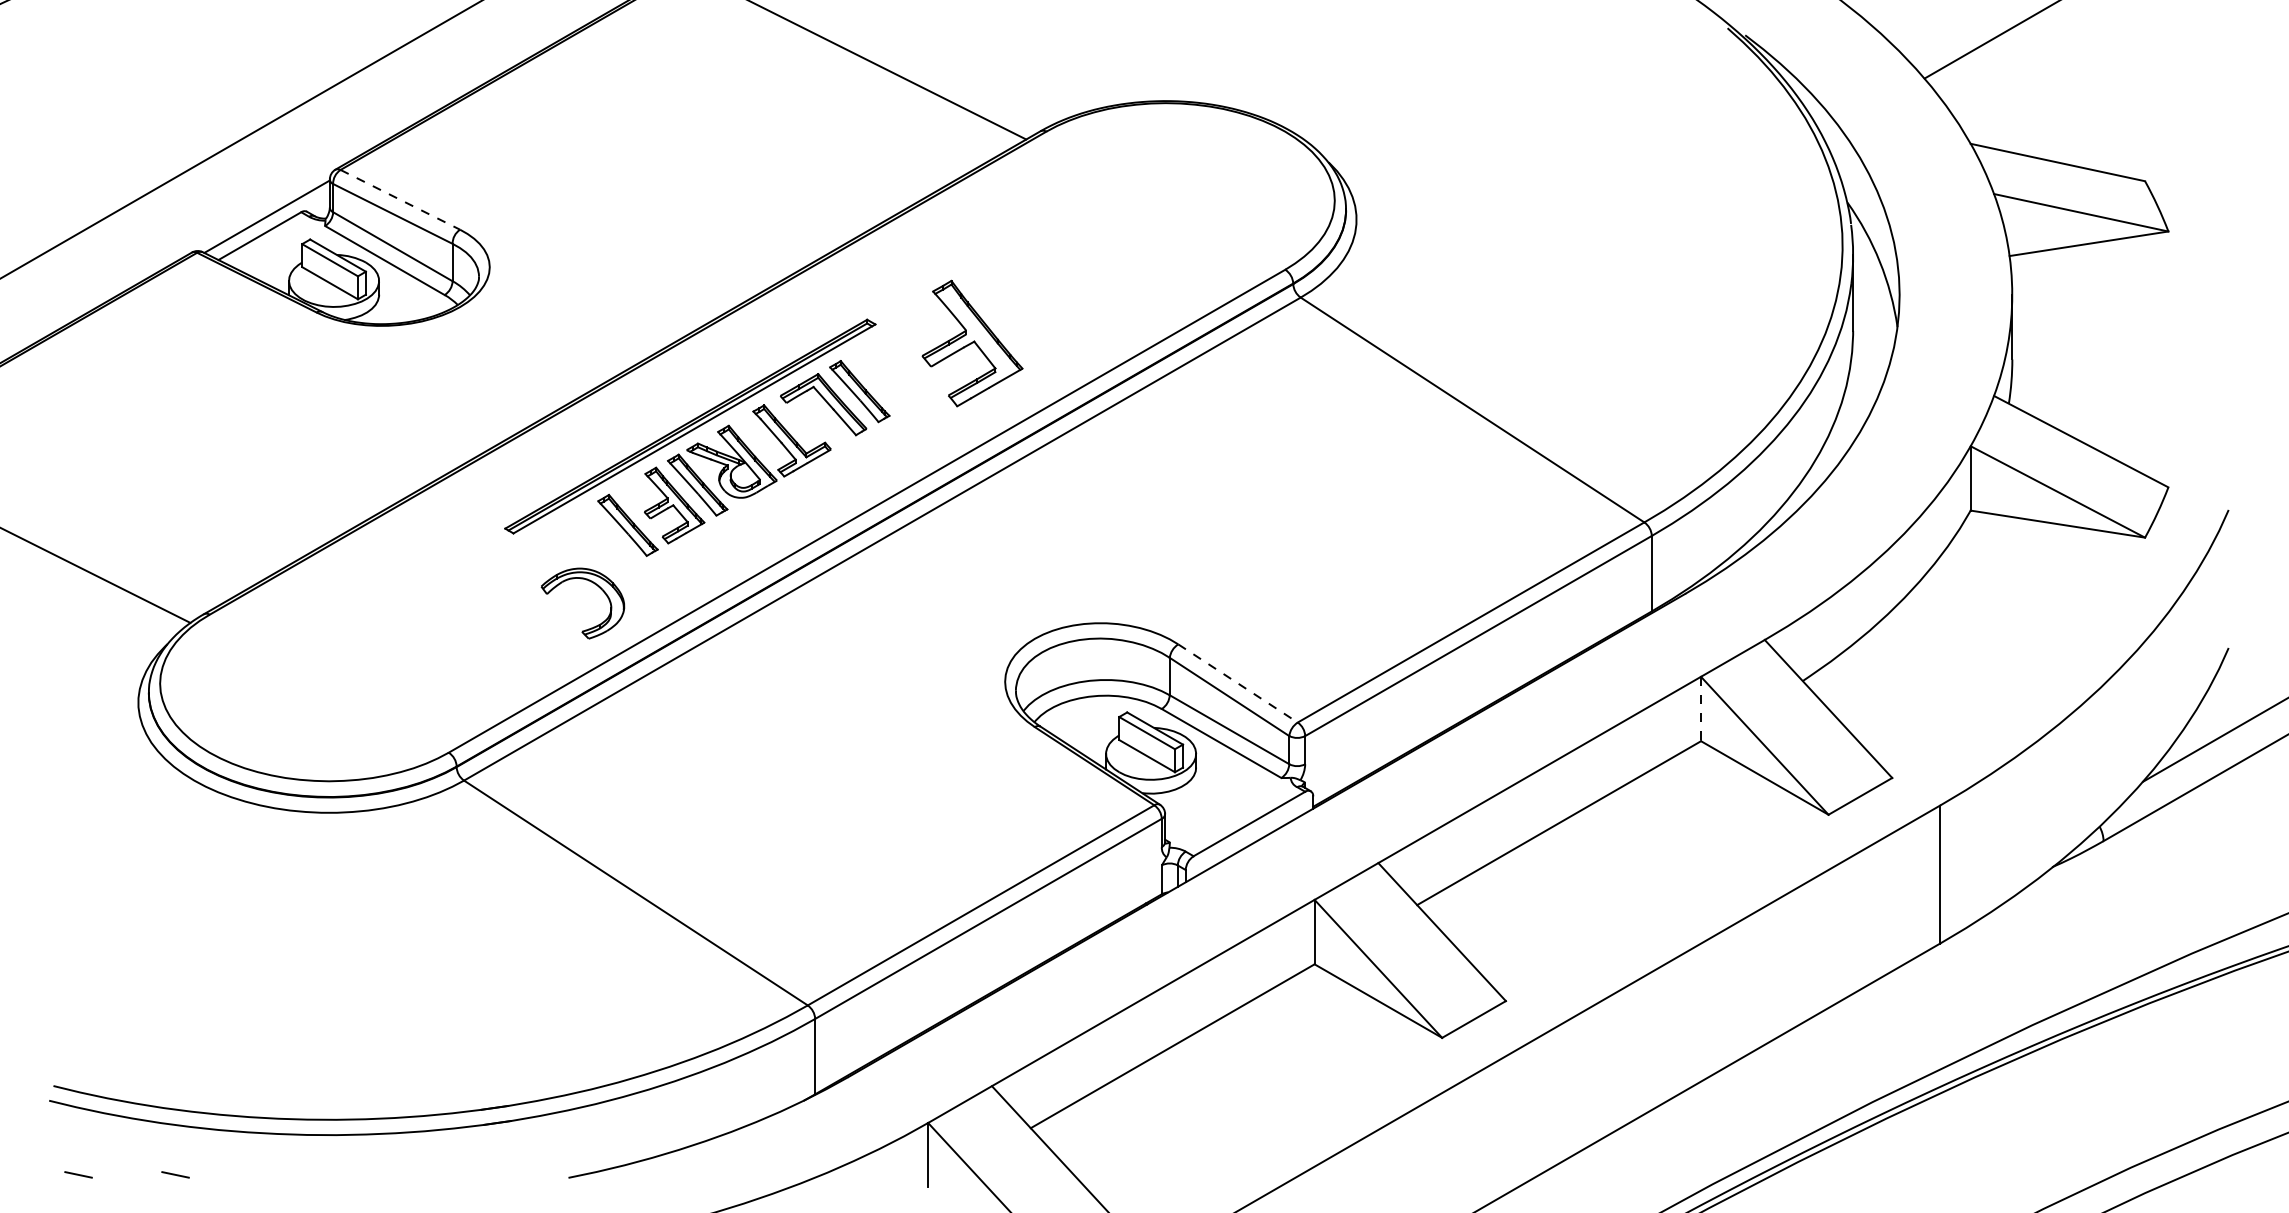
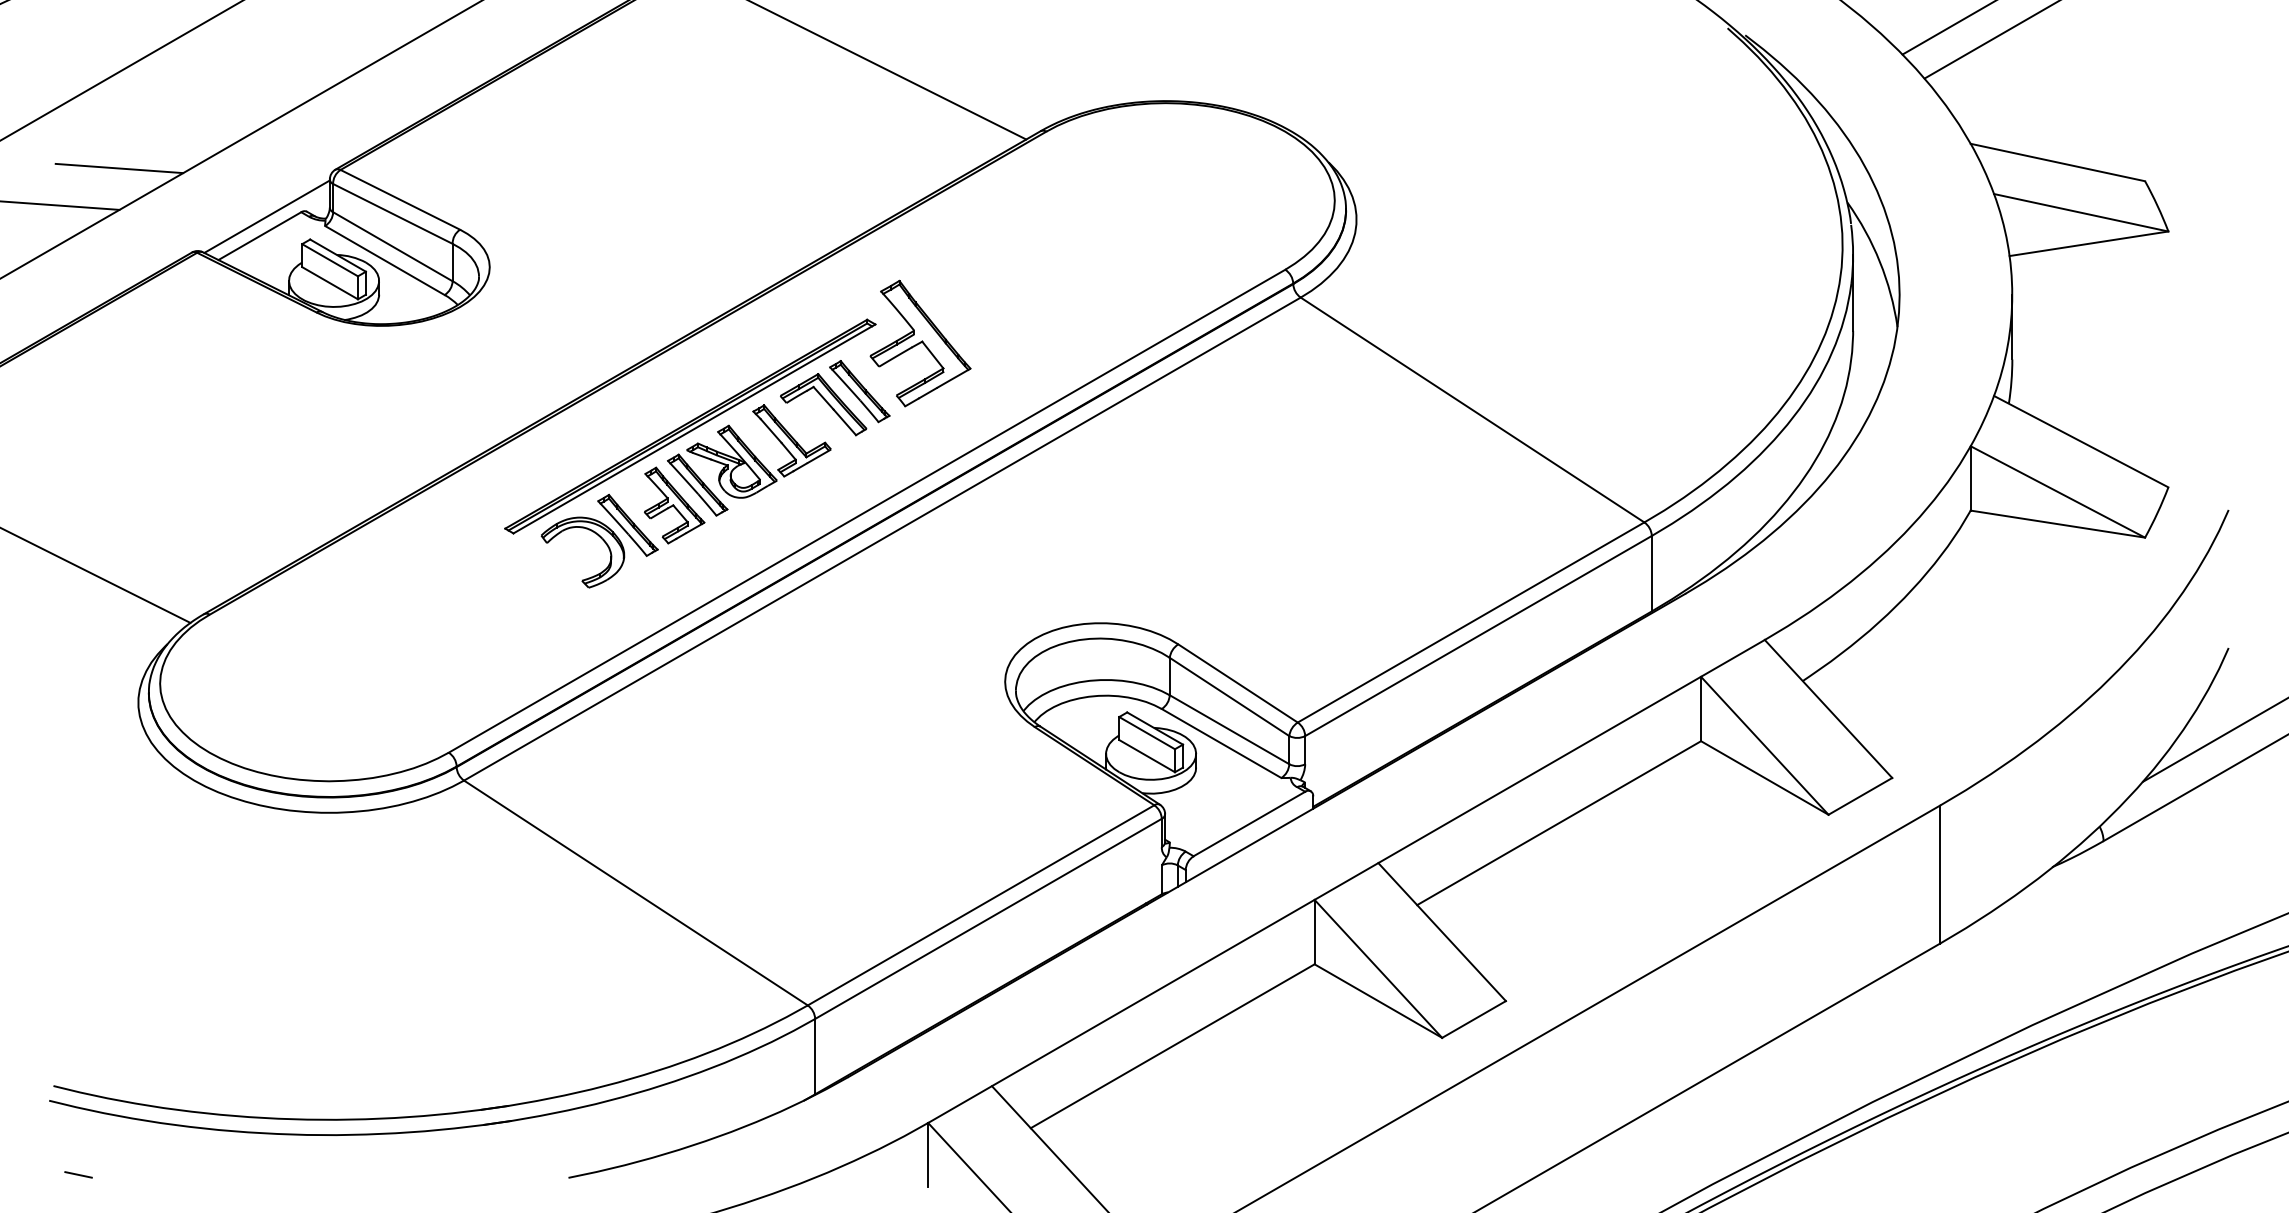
line: none -> present (1947, 28)
line: none -> present (121, 70)
line: none -> present (119, 168)
line: dashed -> solid (400, 199)
line: none -> present (60, 205)
part position: (972, 343) -> (920, 343) (920, 343)
part position: (592, 583) -> (592, 532) (592, 532)
line: dashed -> solid (1238, 683)
line: dashed -> solid (1701, 709)
line: present -> none (175, 1174)
